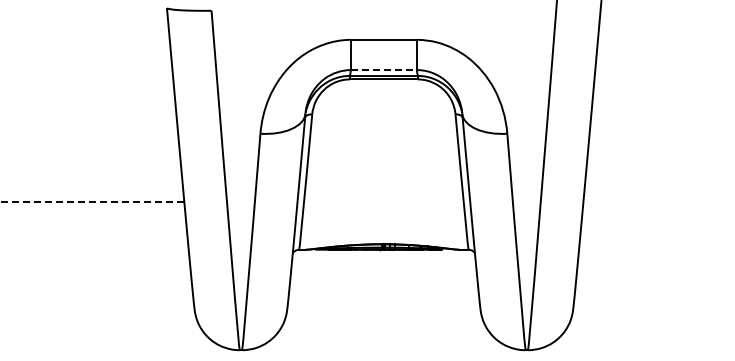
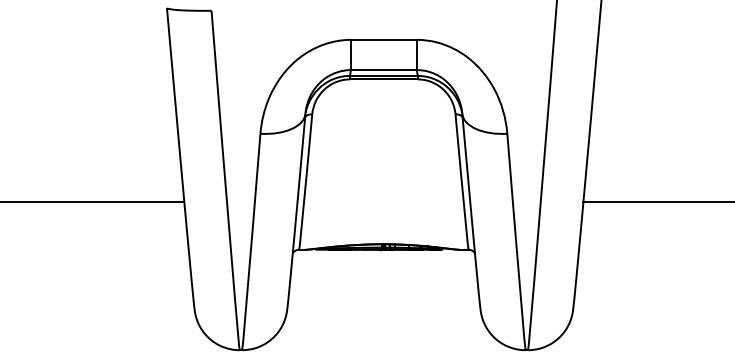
line: dashed -> solid (383, 70)
line: dashed -> solid (92, 201)
line: none -> present (657, 201)
